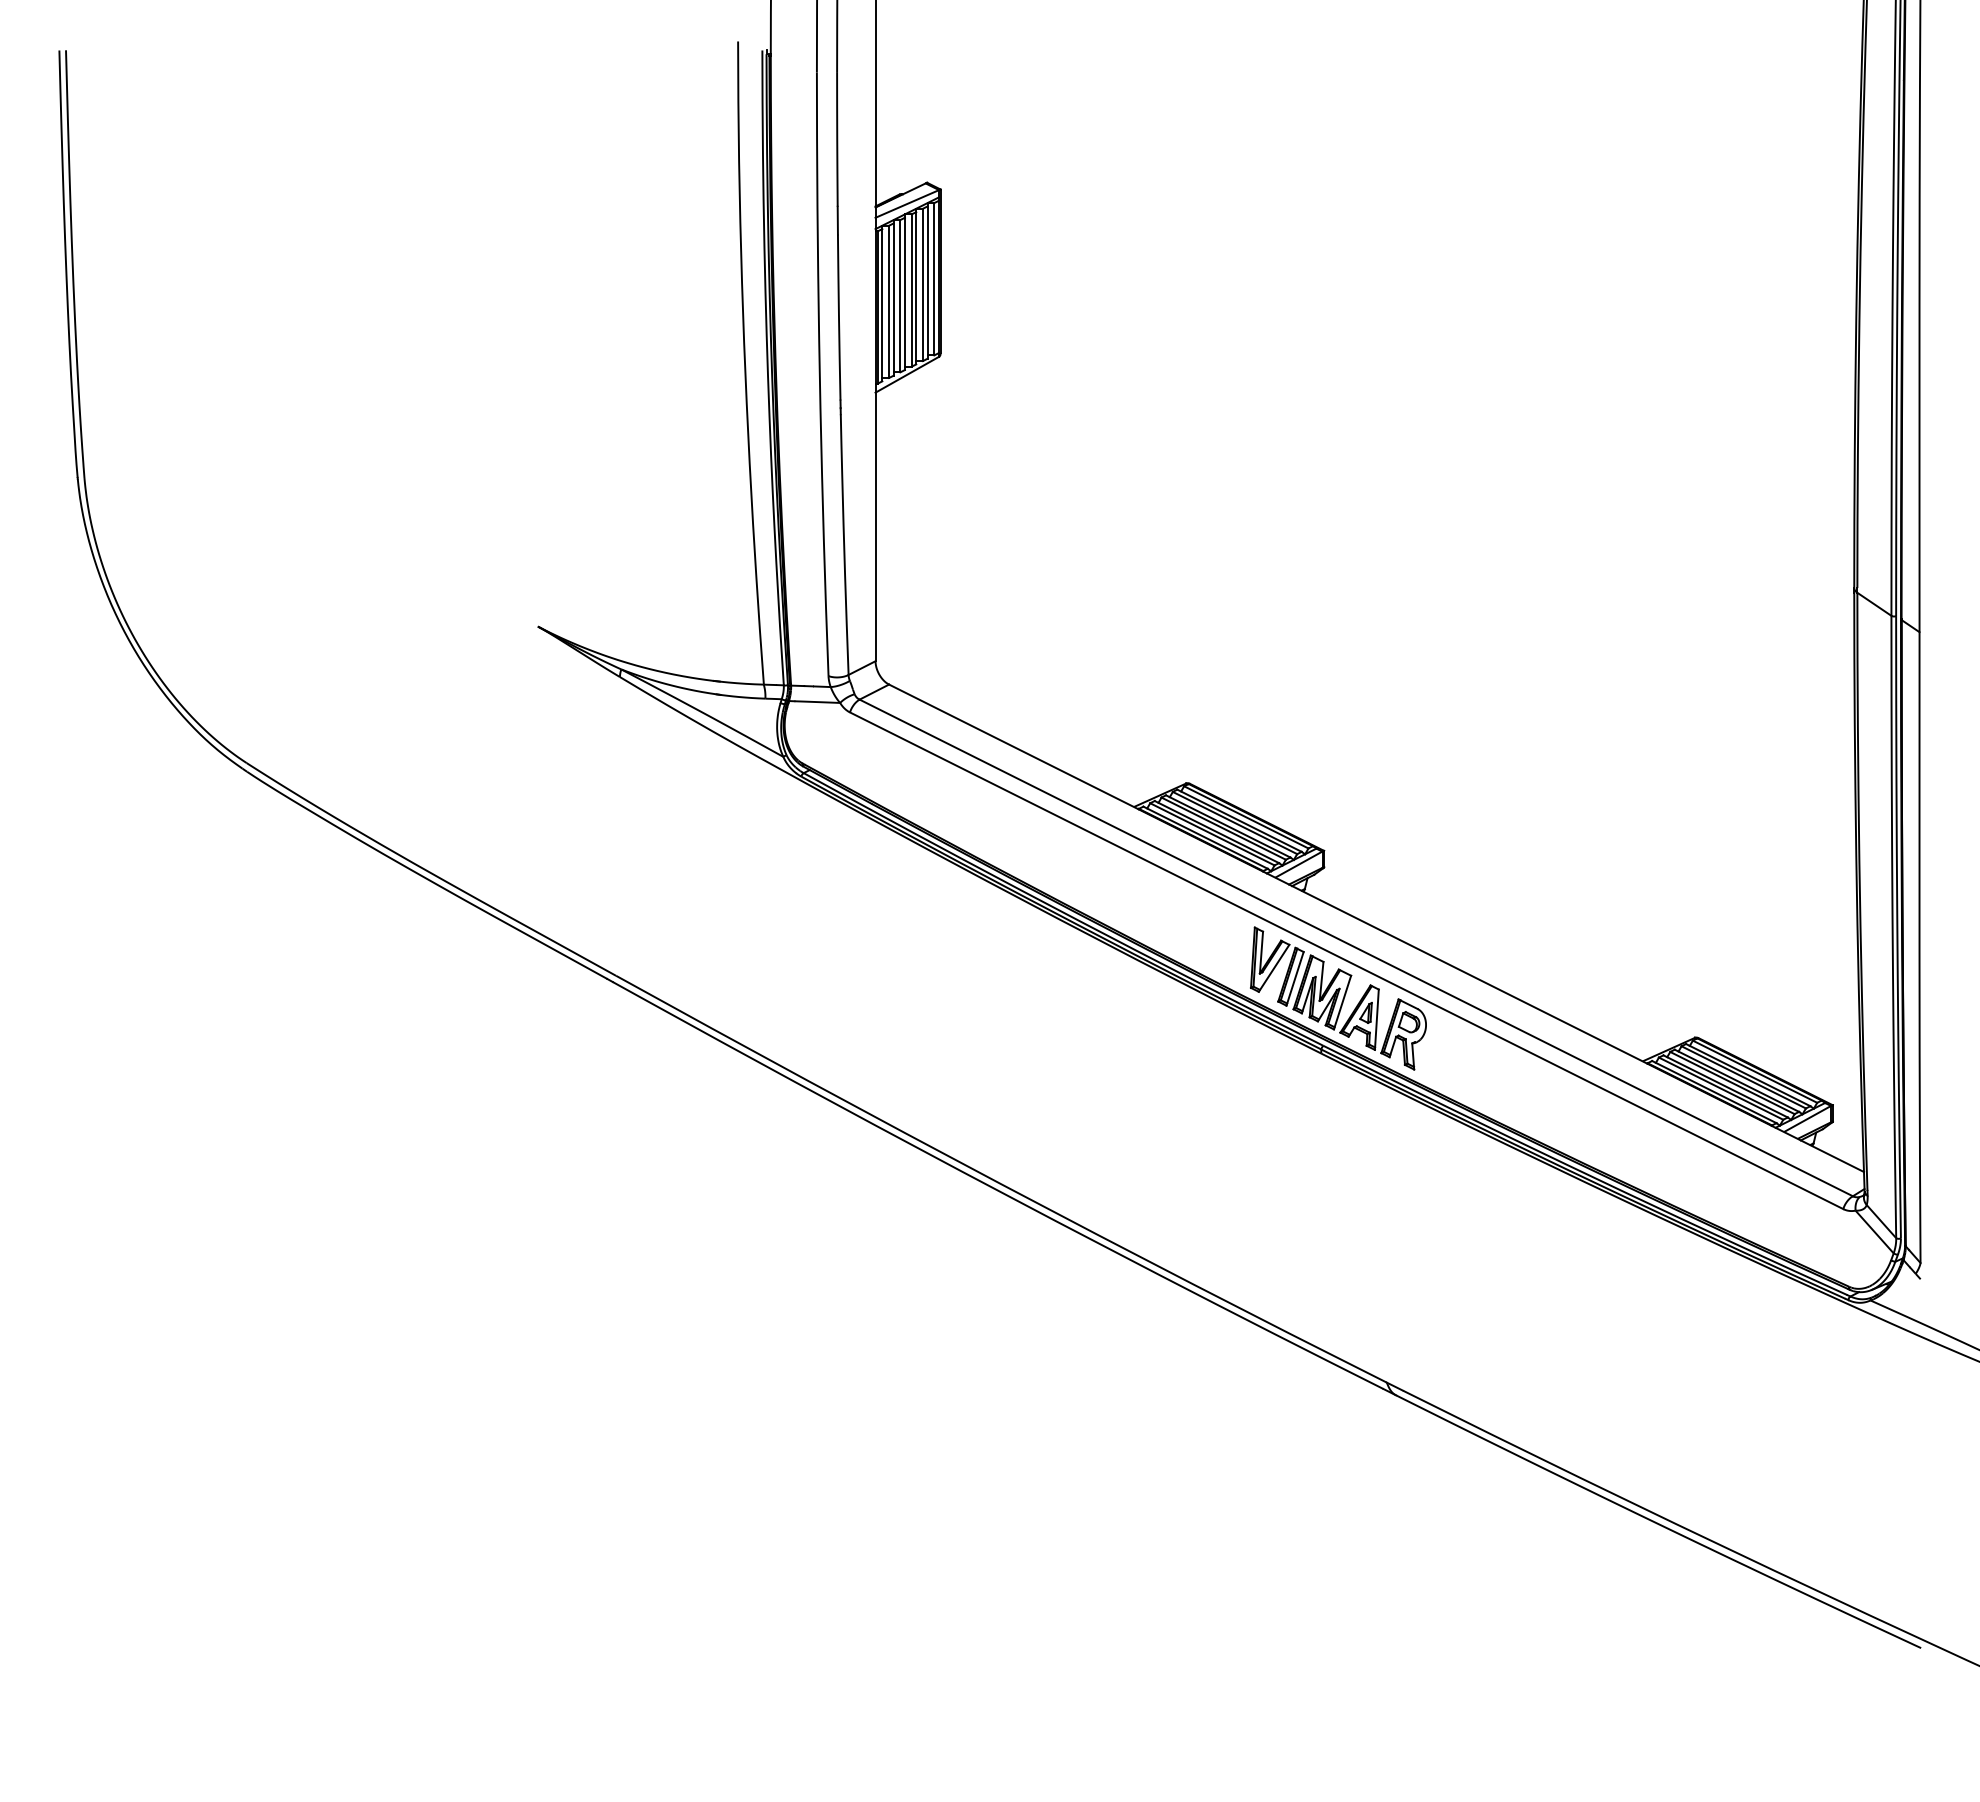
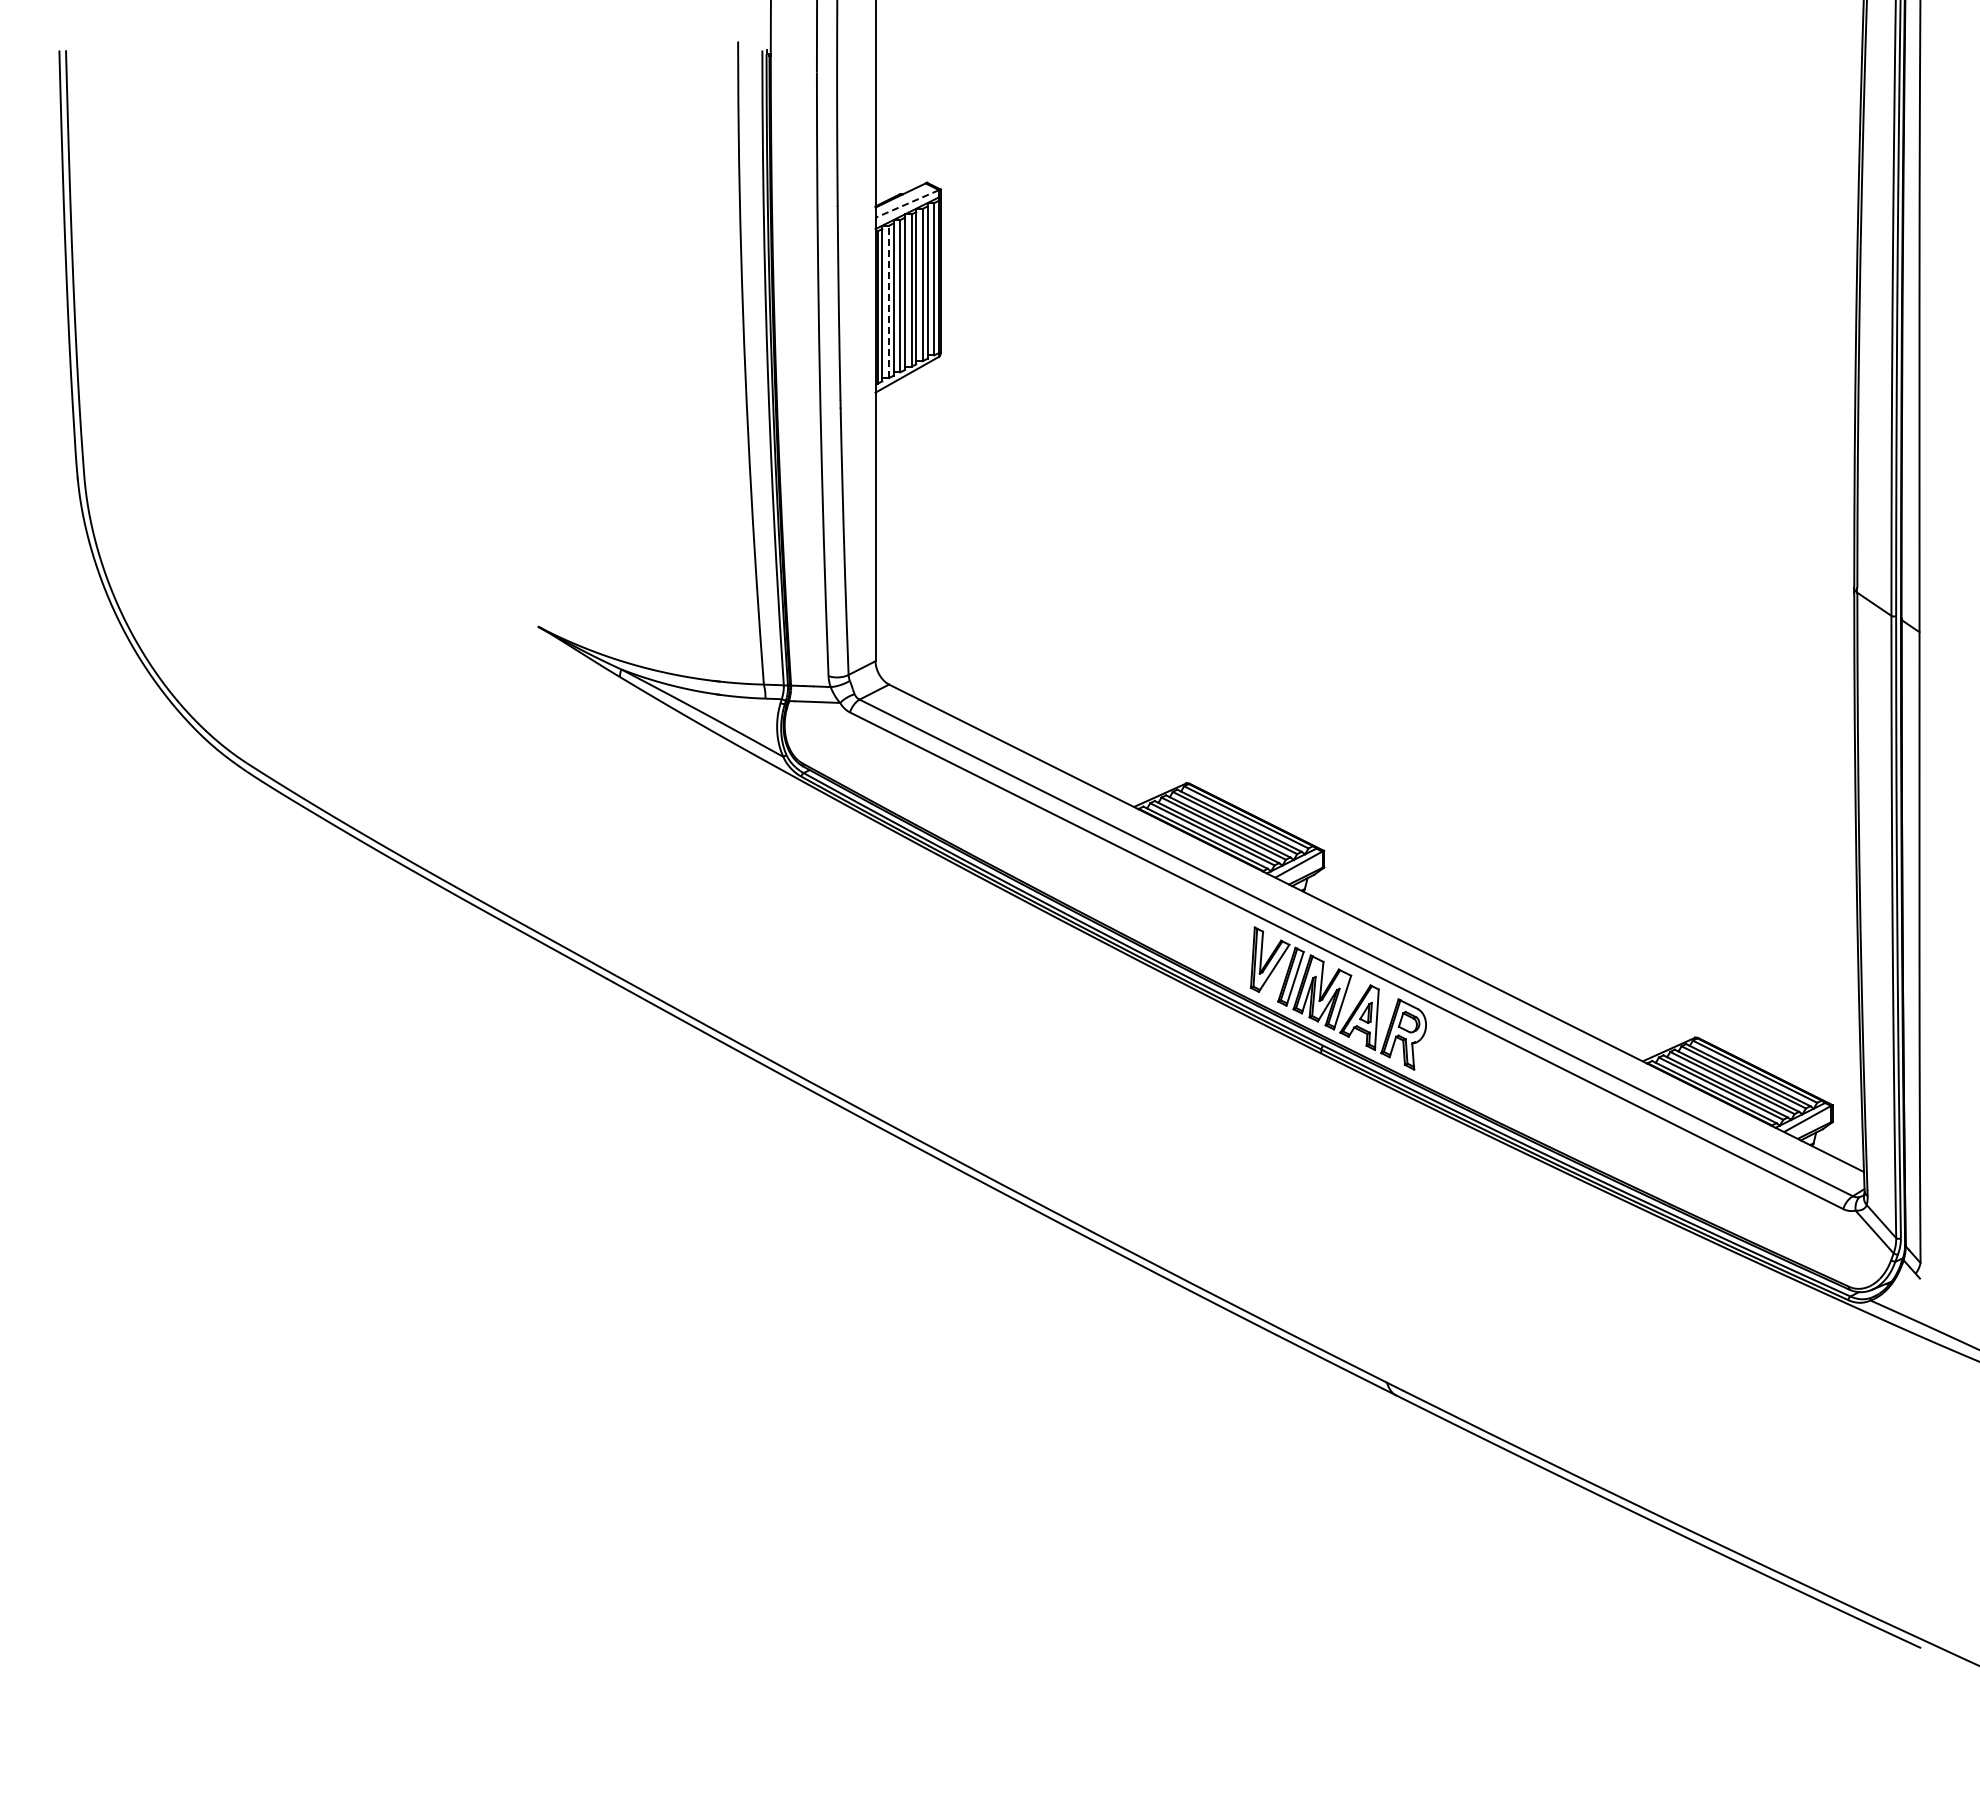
line: solid -> dashed (907, 204)
line: solid -> dashed (889, 301)
